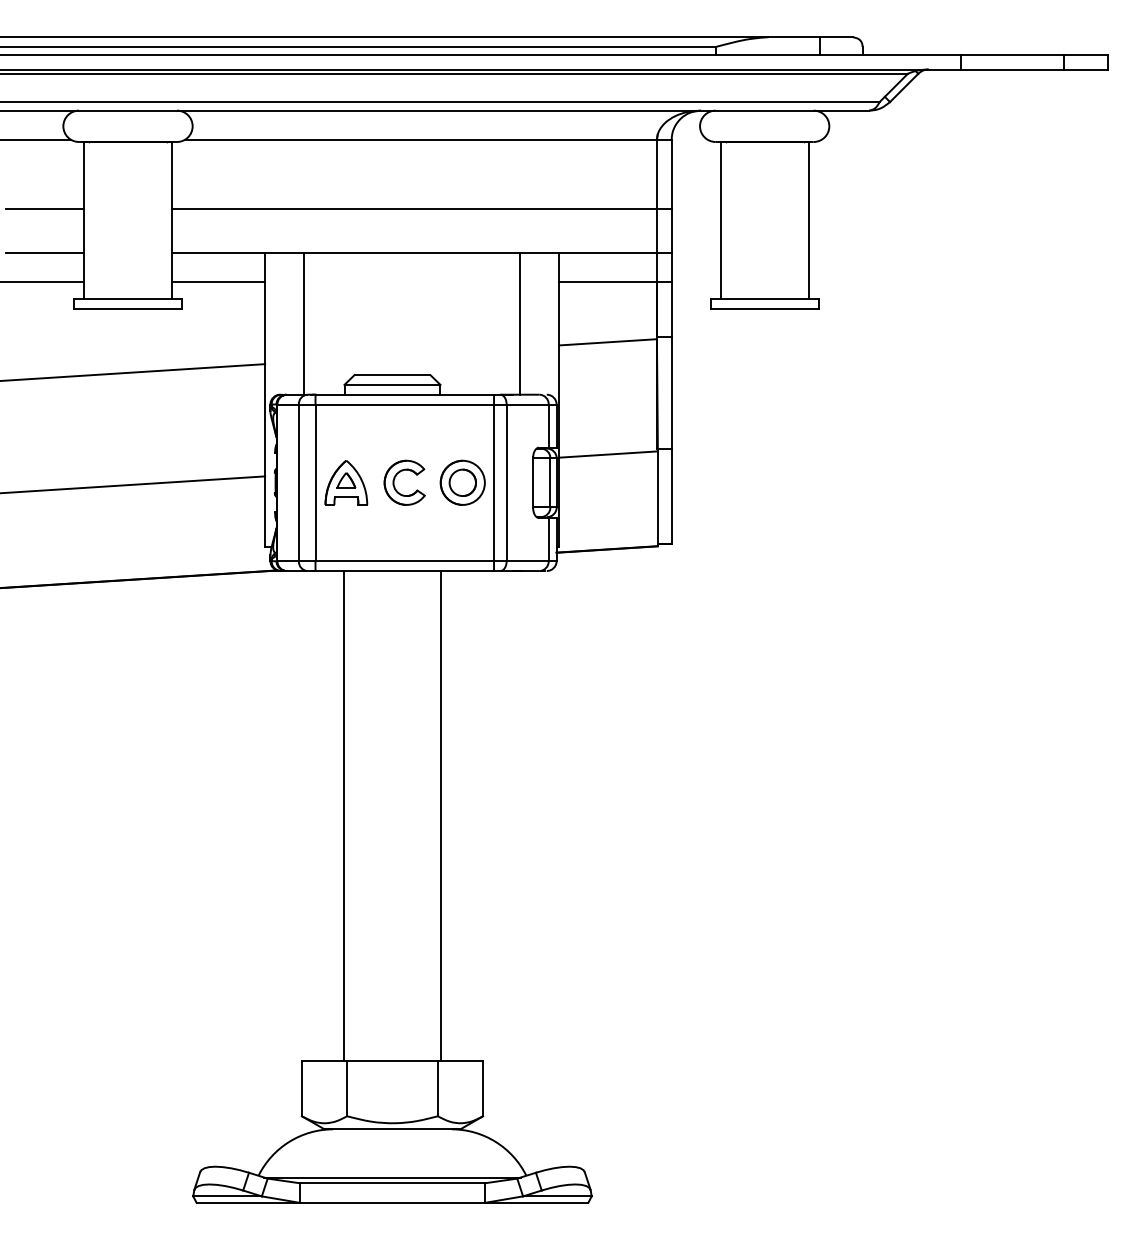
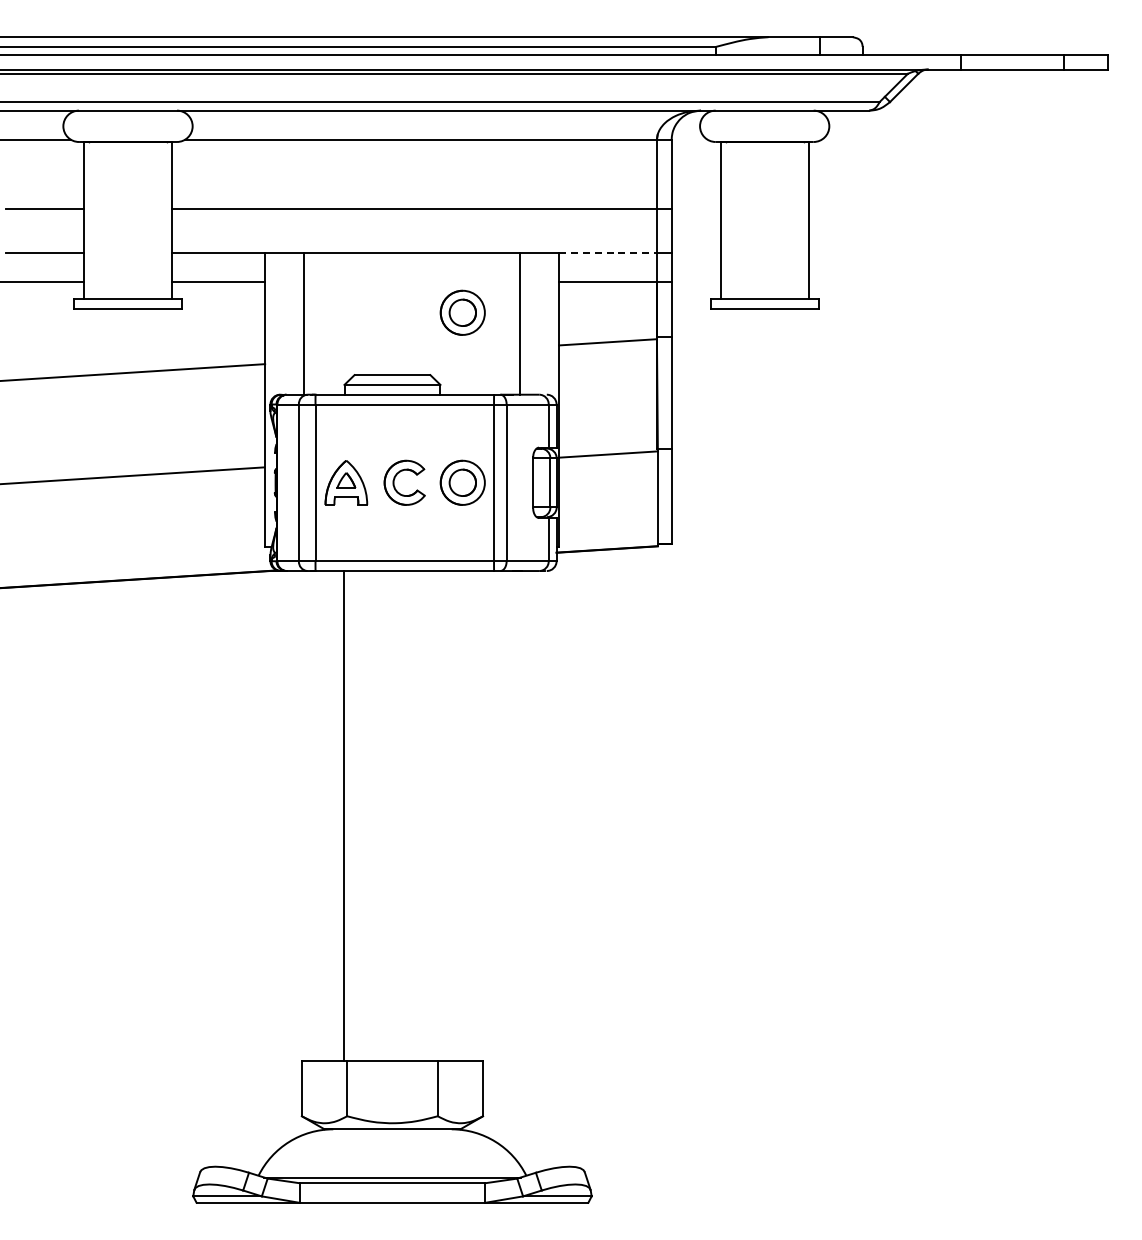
line: solid -> dashed (607, 252)
part: none -> present (462, 312)
line position: (133, 484) -> (133, 475) (133, 475)
line: present -> none (441, 815)
